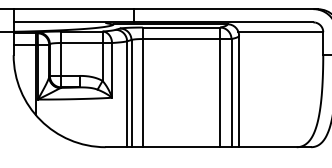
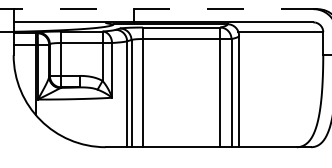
line: solid -> dashed (158, 9)
